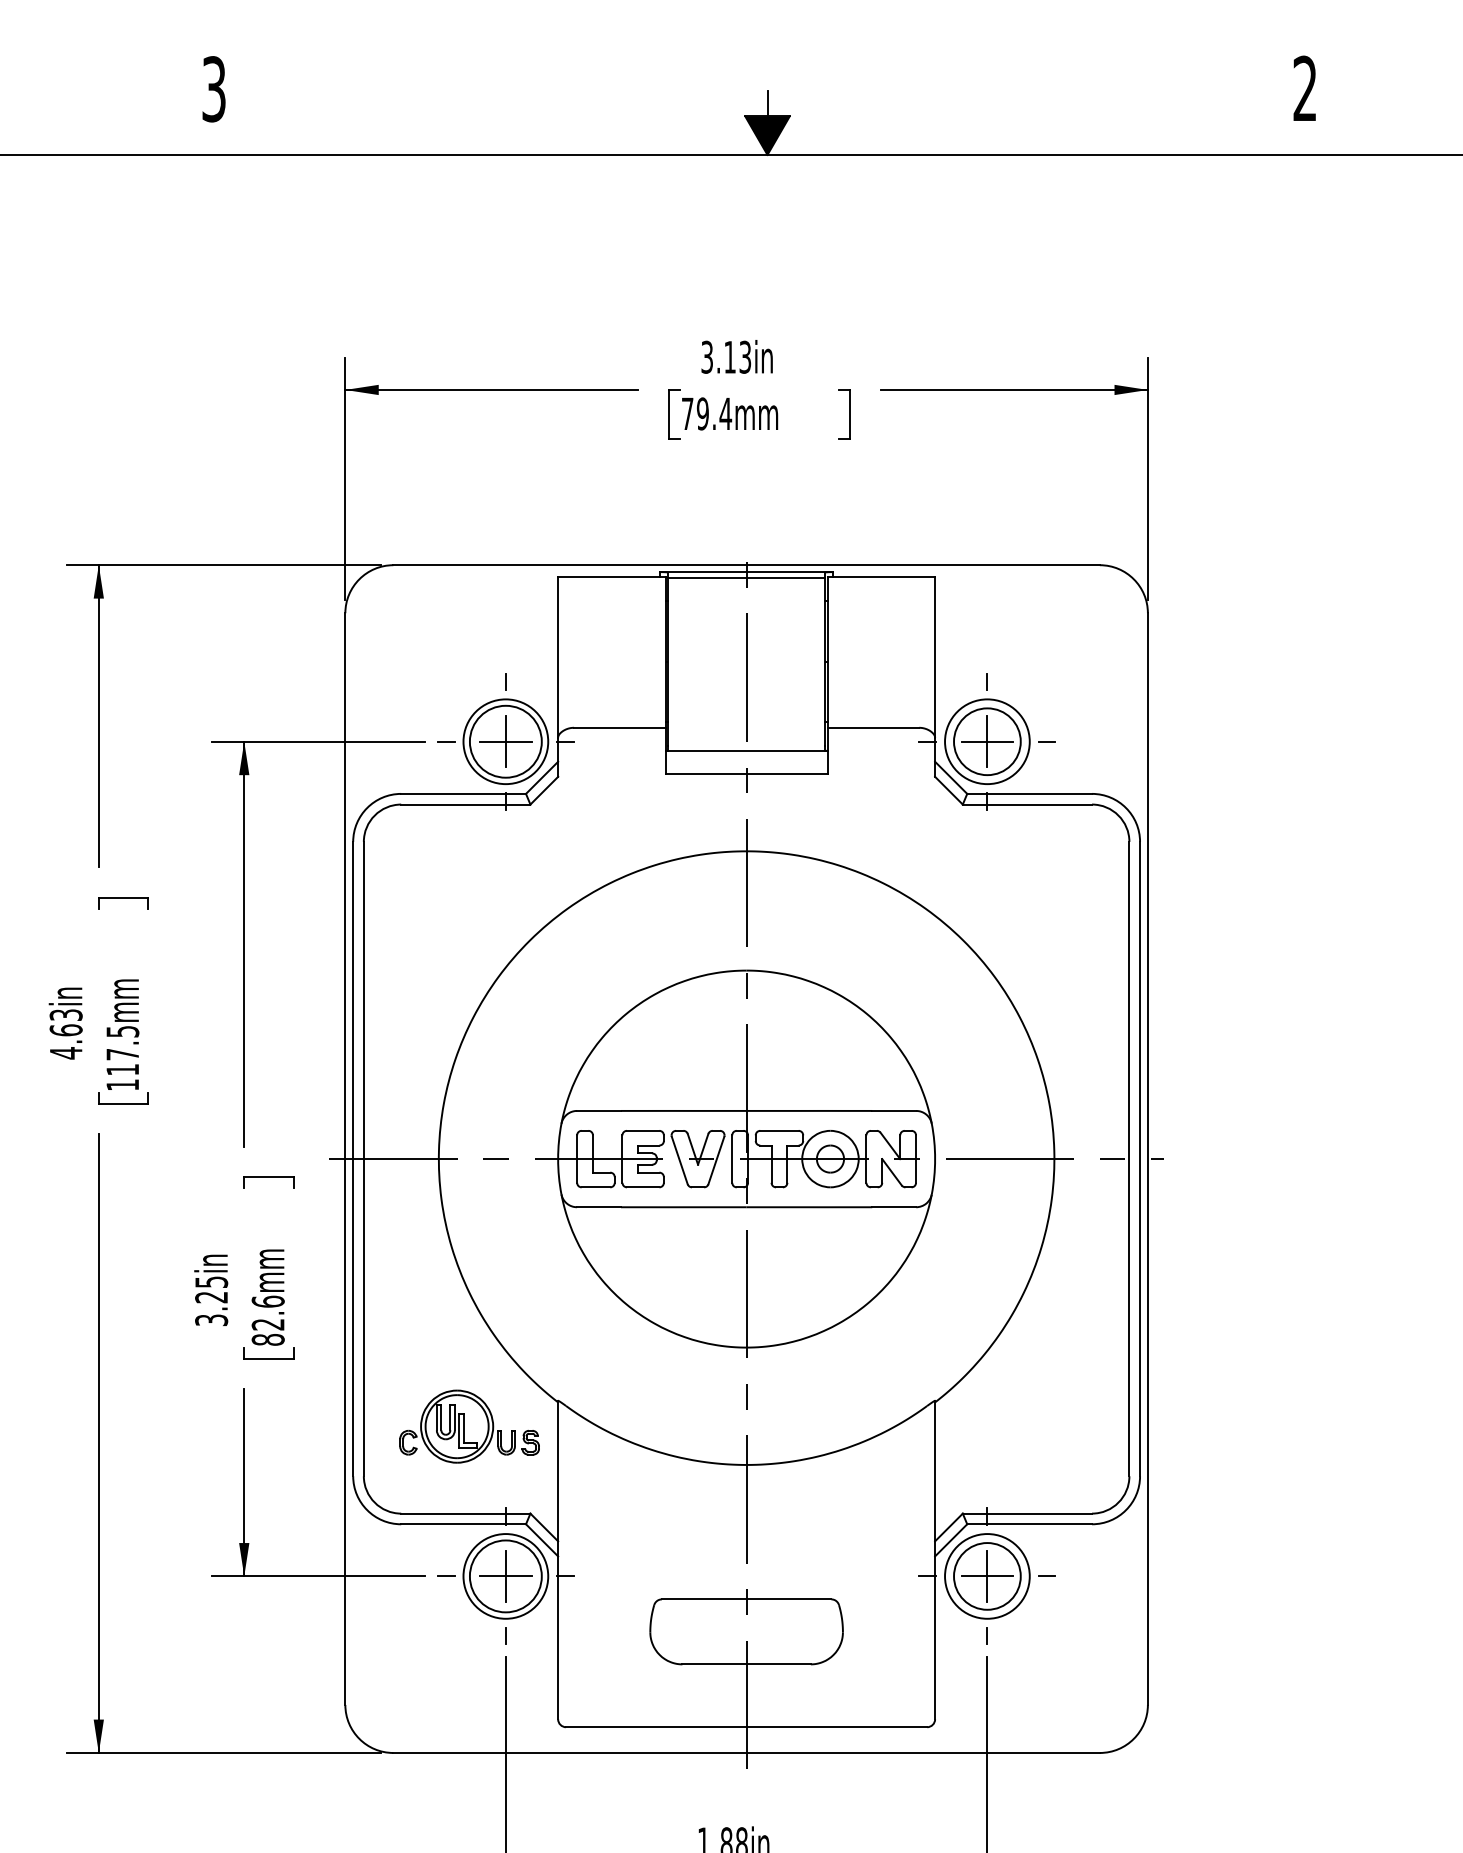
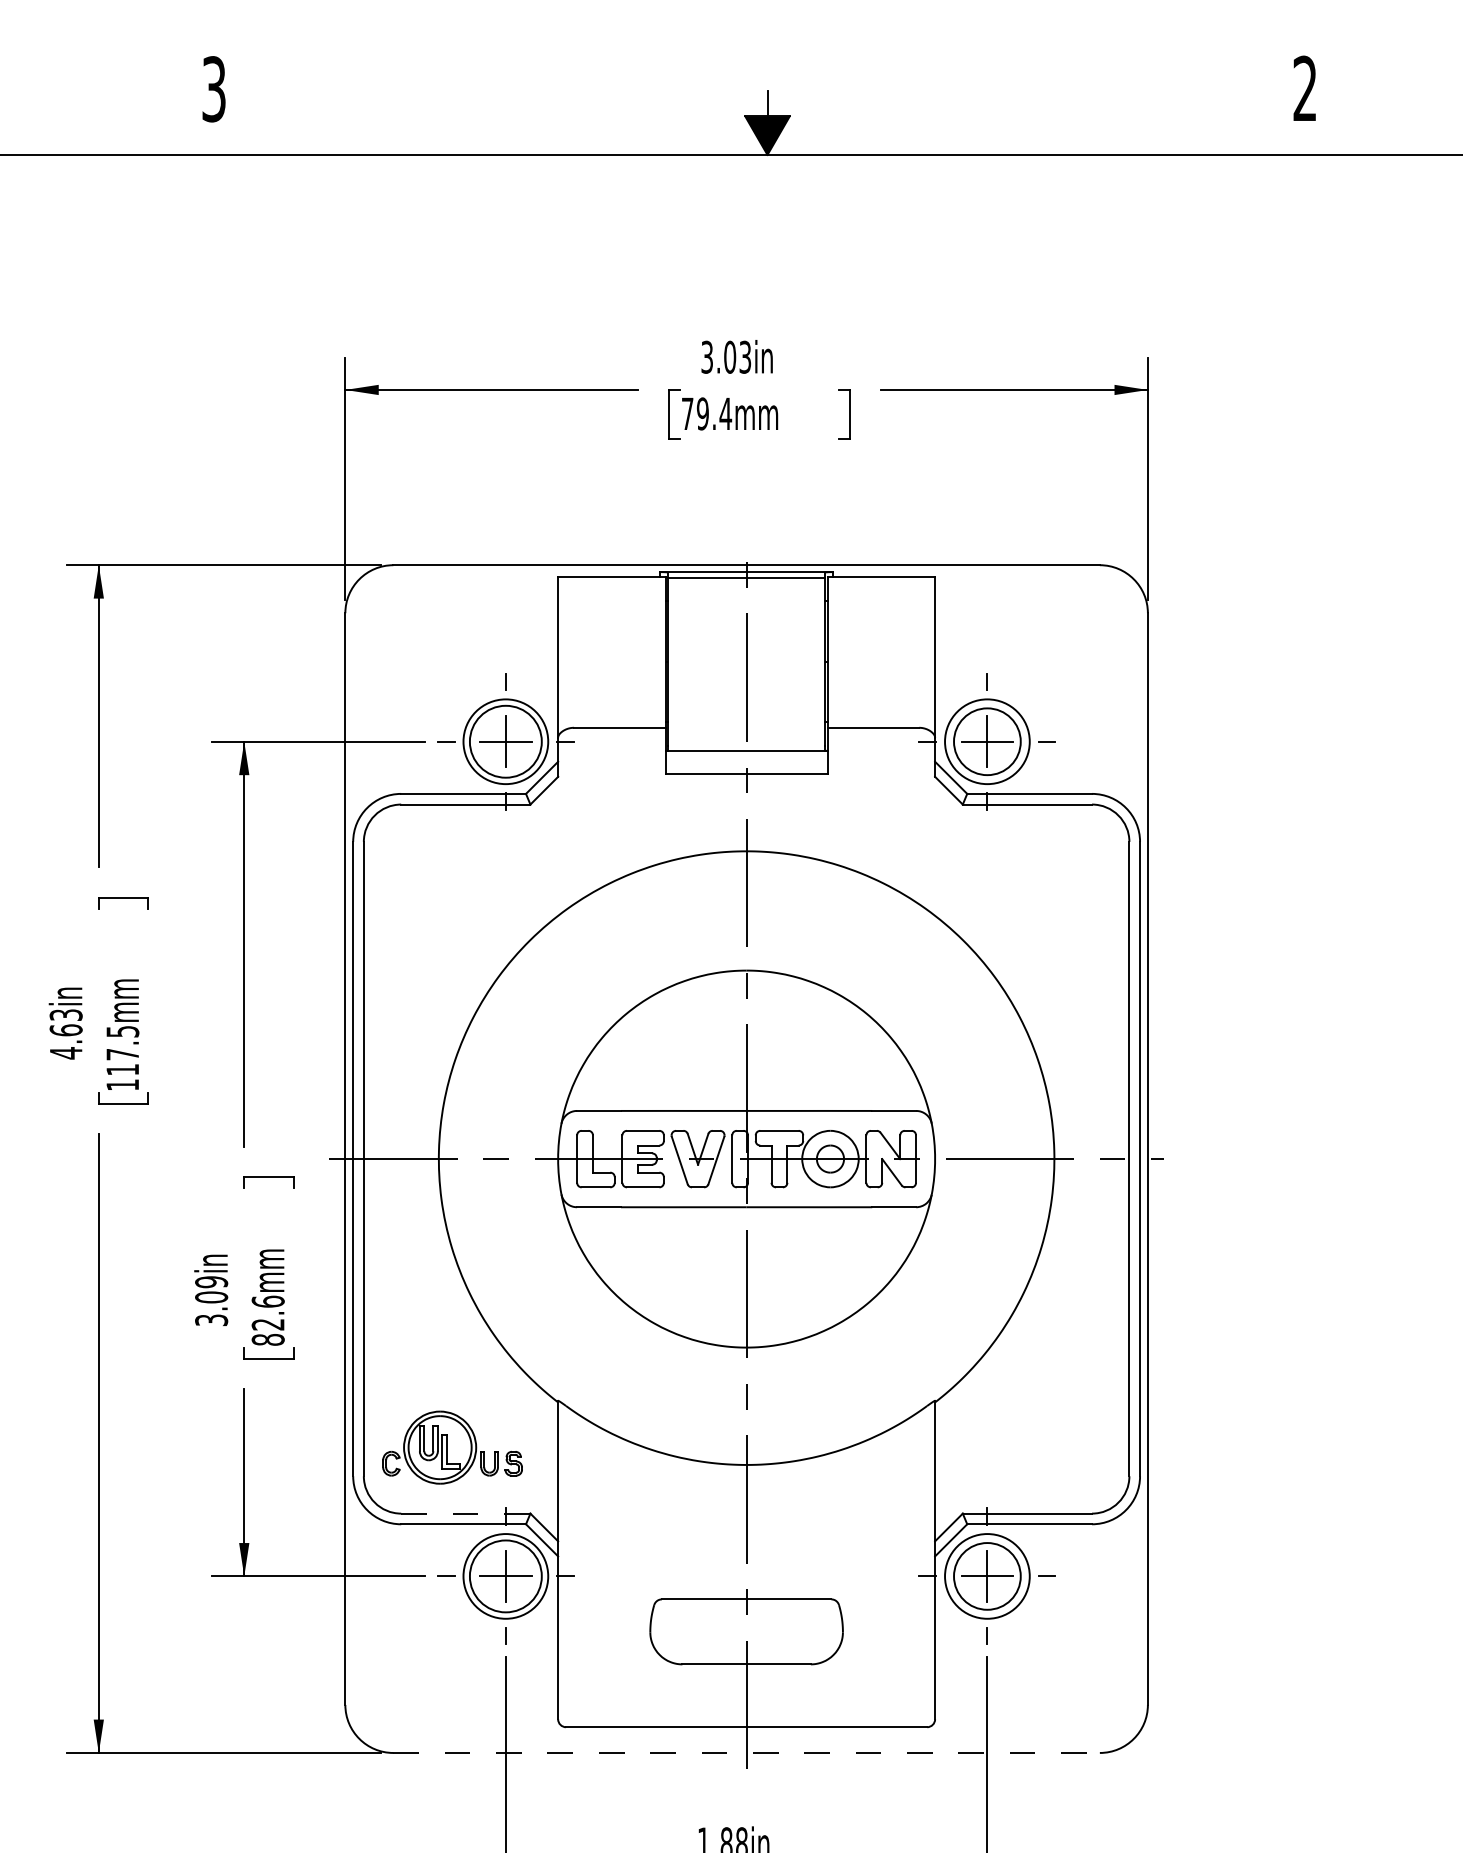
text: 3.13in -> 3.03in (730, 356)
text: 3.25in -> 3.09in (211, 1289)
part position: (469, 1426) -> (452, 1447) (452, 1447)
line: solid -> dashed (465, 1513)
line: solid -> dashed (747, 1752)
